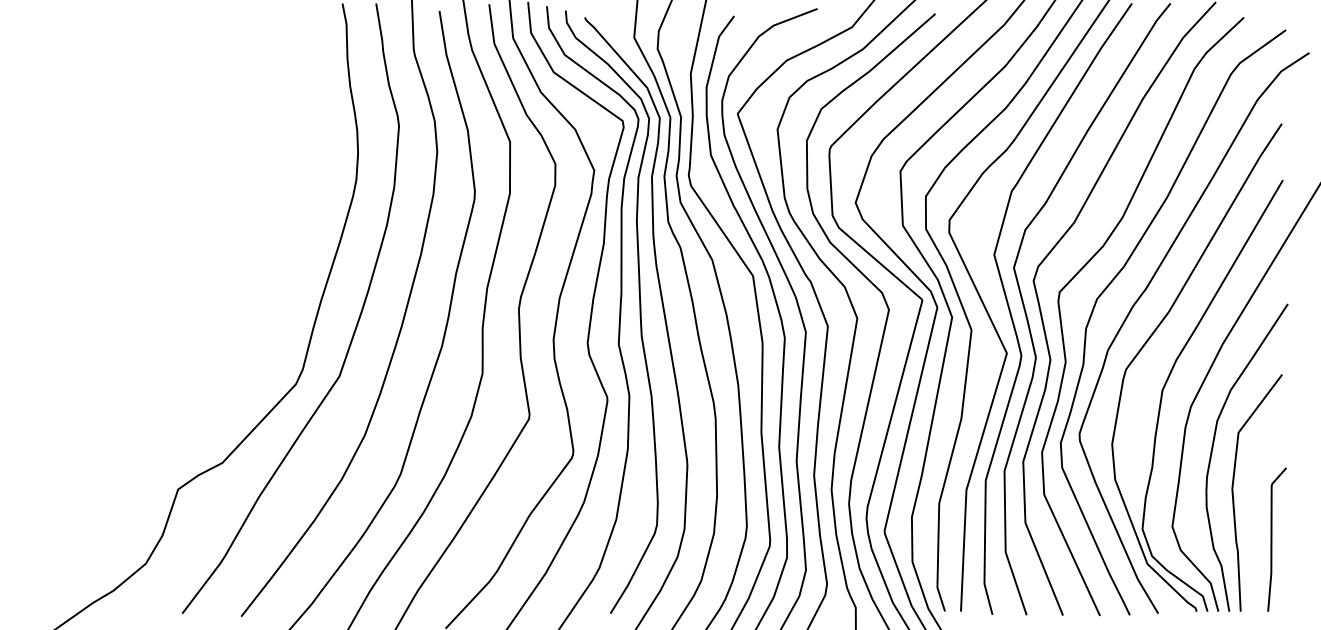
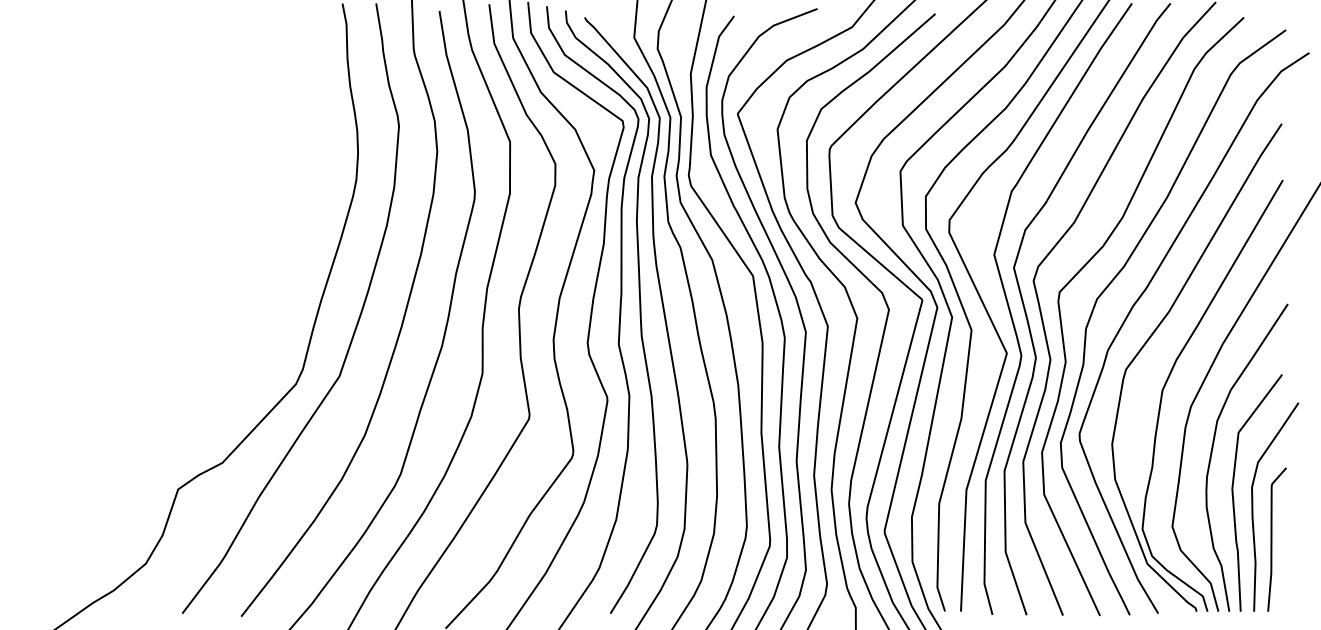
curve: none -> present (1253, 506)
